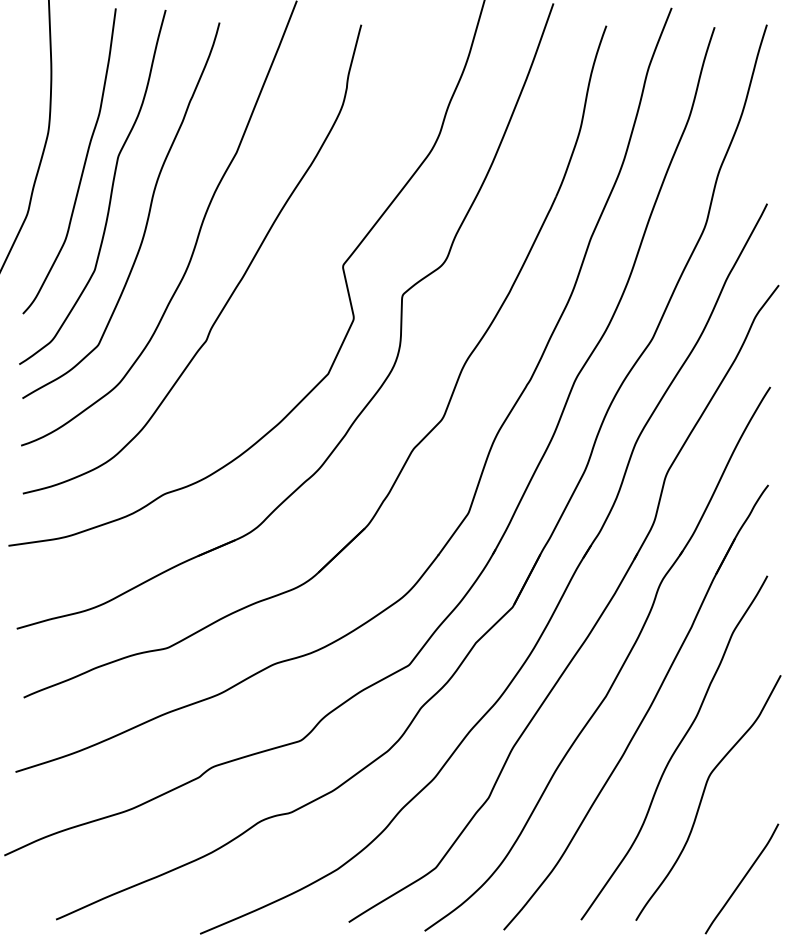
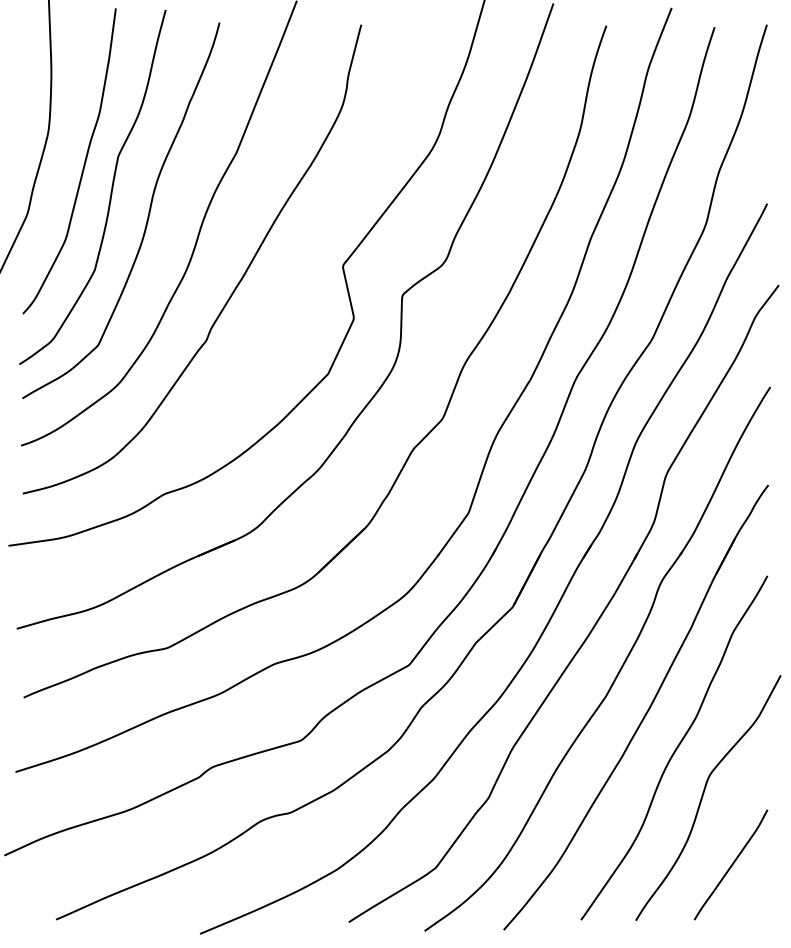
curve position: (742, 878) -> (731, 864) (731, 864)
